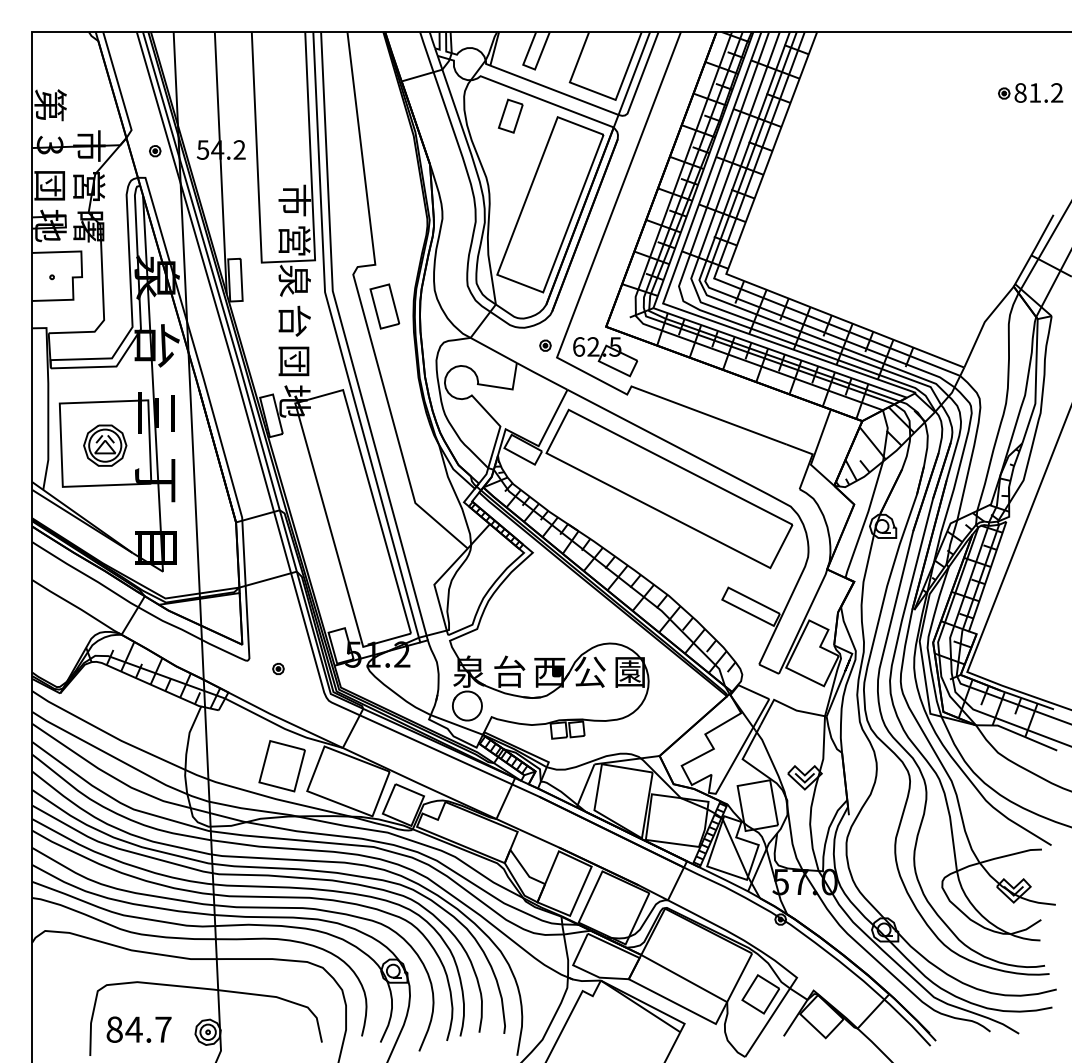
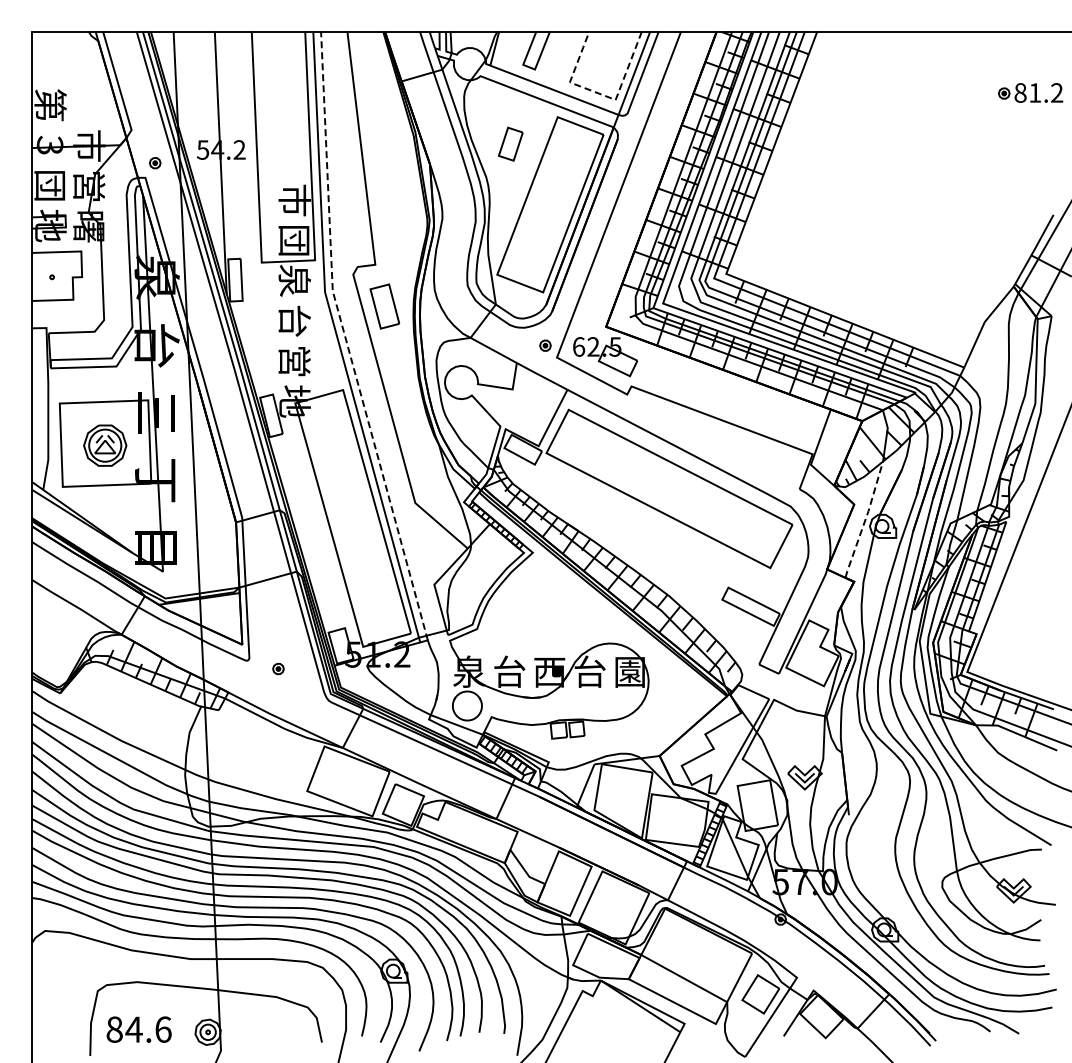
line: solid -> dashed (601, 94)
part position: (510, 115) -> (510, 143) (510, 143)
part position: (155, 151) -> (155, 163) (155, 163)
text: 営 -> 団 (294, 240)
line: solid -> dashed (346, 340)
text: 団 -> 営 (294, 361)
line: solid -> dashed (865, 519)
text: 公 -> 台 (589, 671)
part: present -> none (281, 766)
text: 84.7 -> 84.6 (163, 1029)
